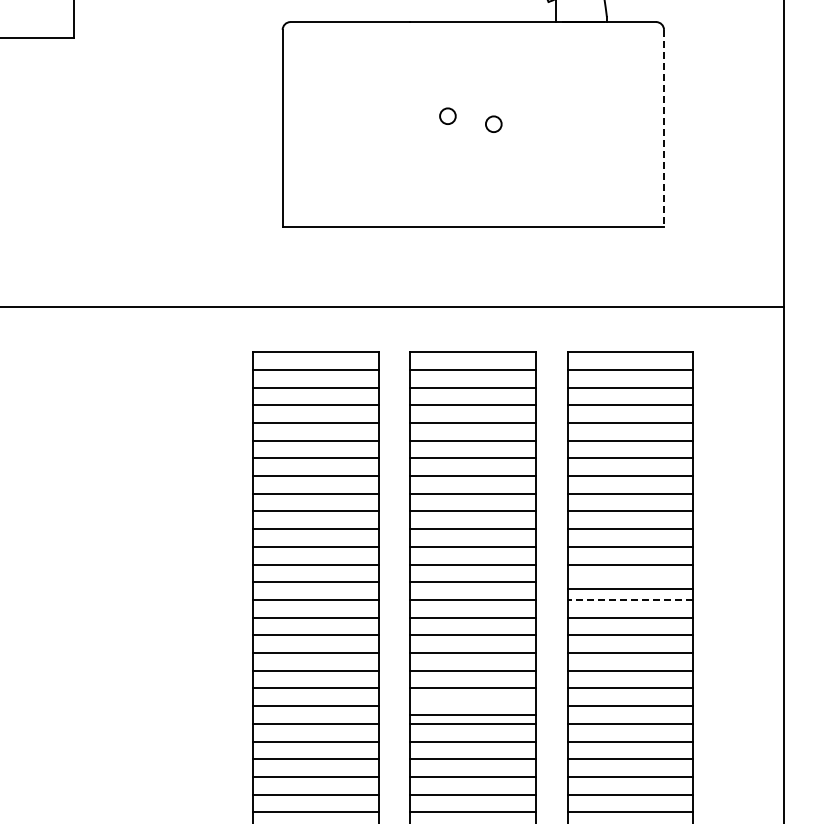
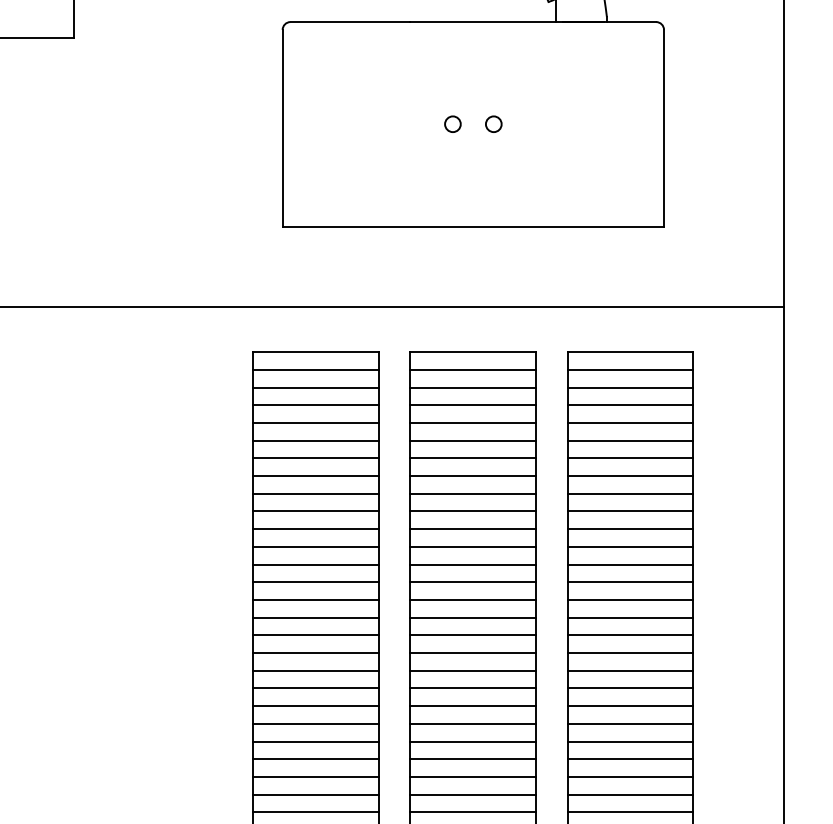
circle position: (447, 115) -> (452, 123) (452, 123)
line: dashed -> solid (664, 128)
line position: (630, 589) -> (630, 582) (630, 582)
line: dashed -> solid (630, 599)
line position: (473, 715) -> (473, 706) (473, 706)
